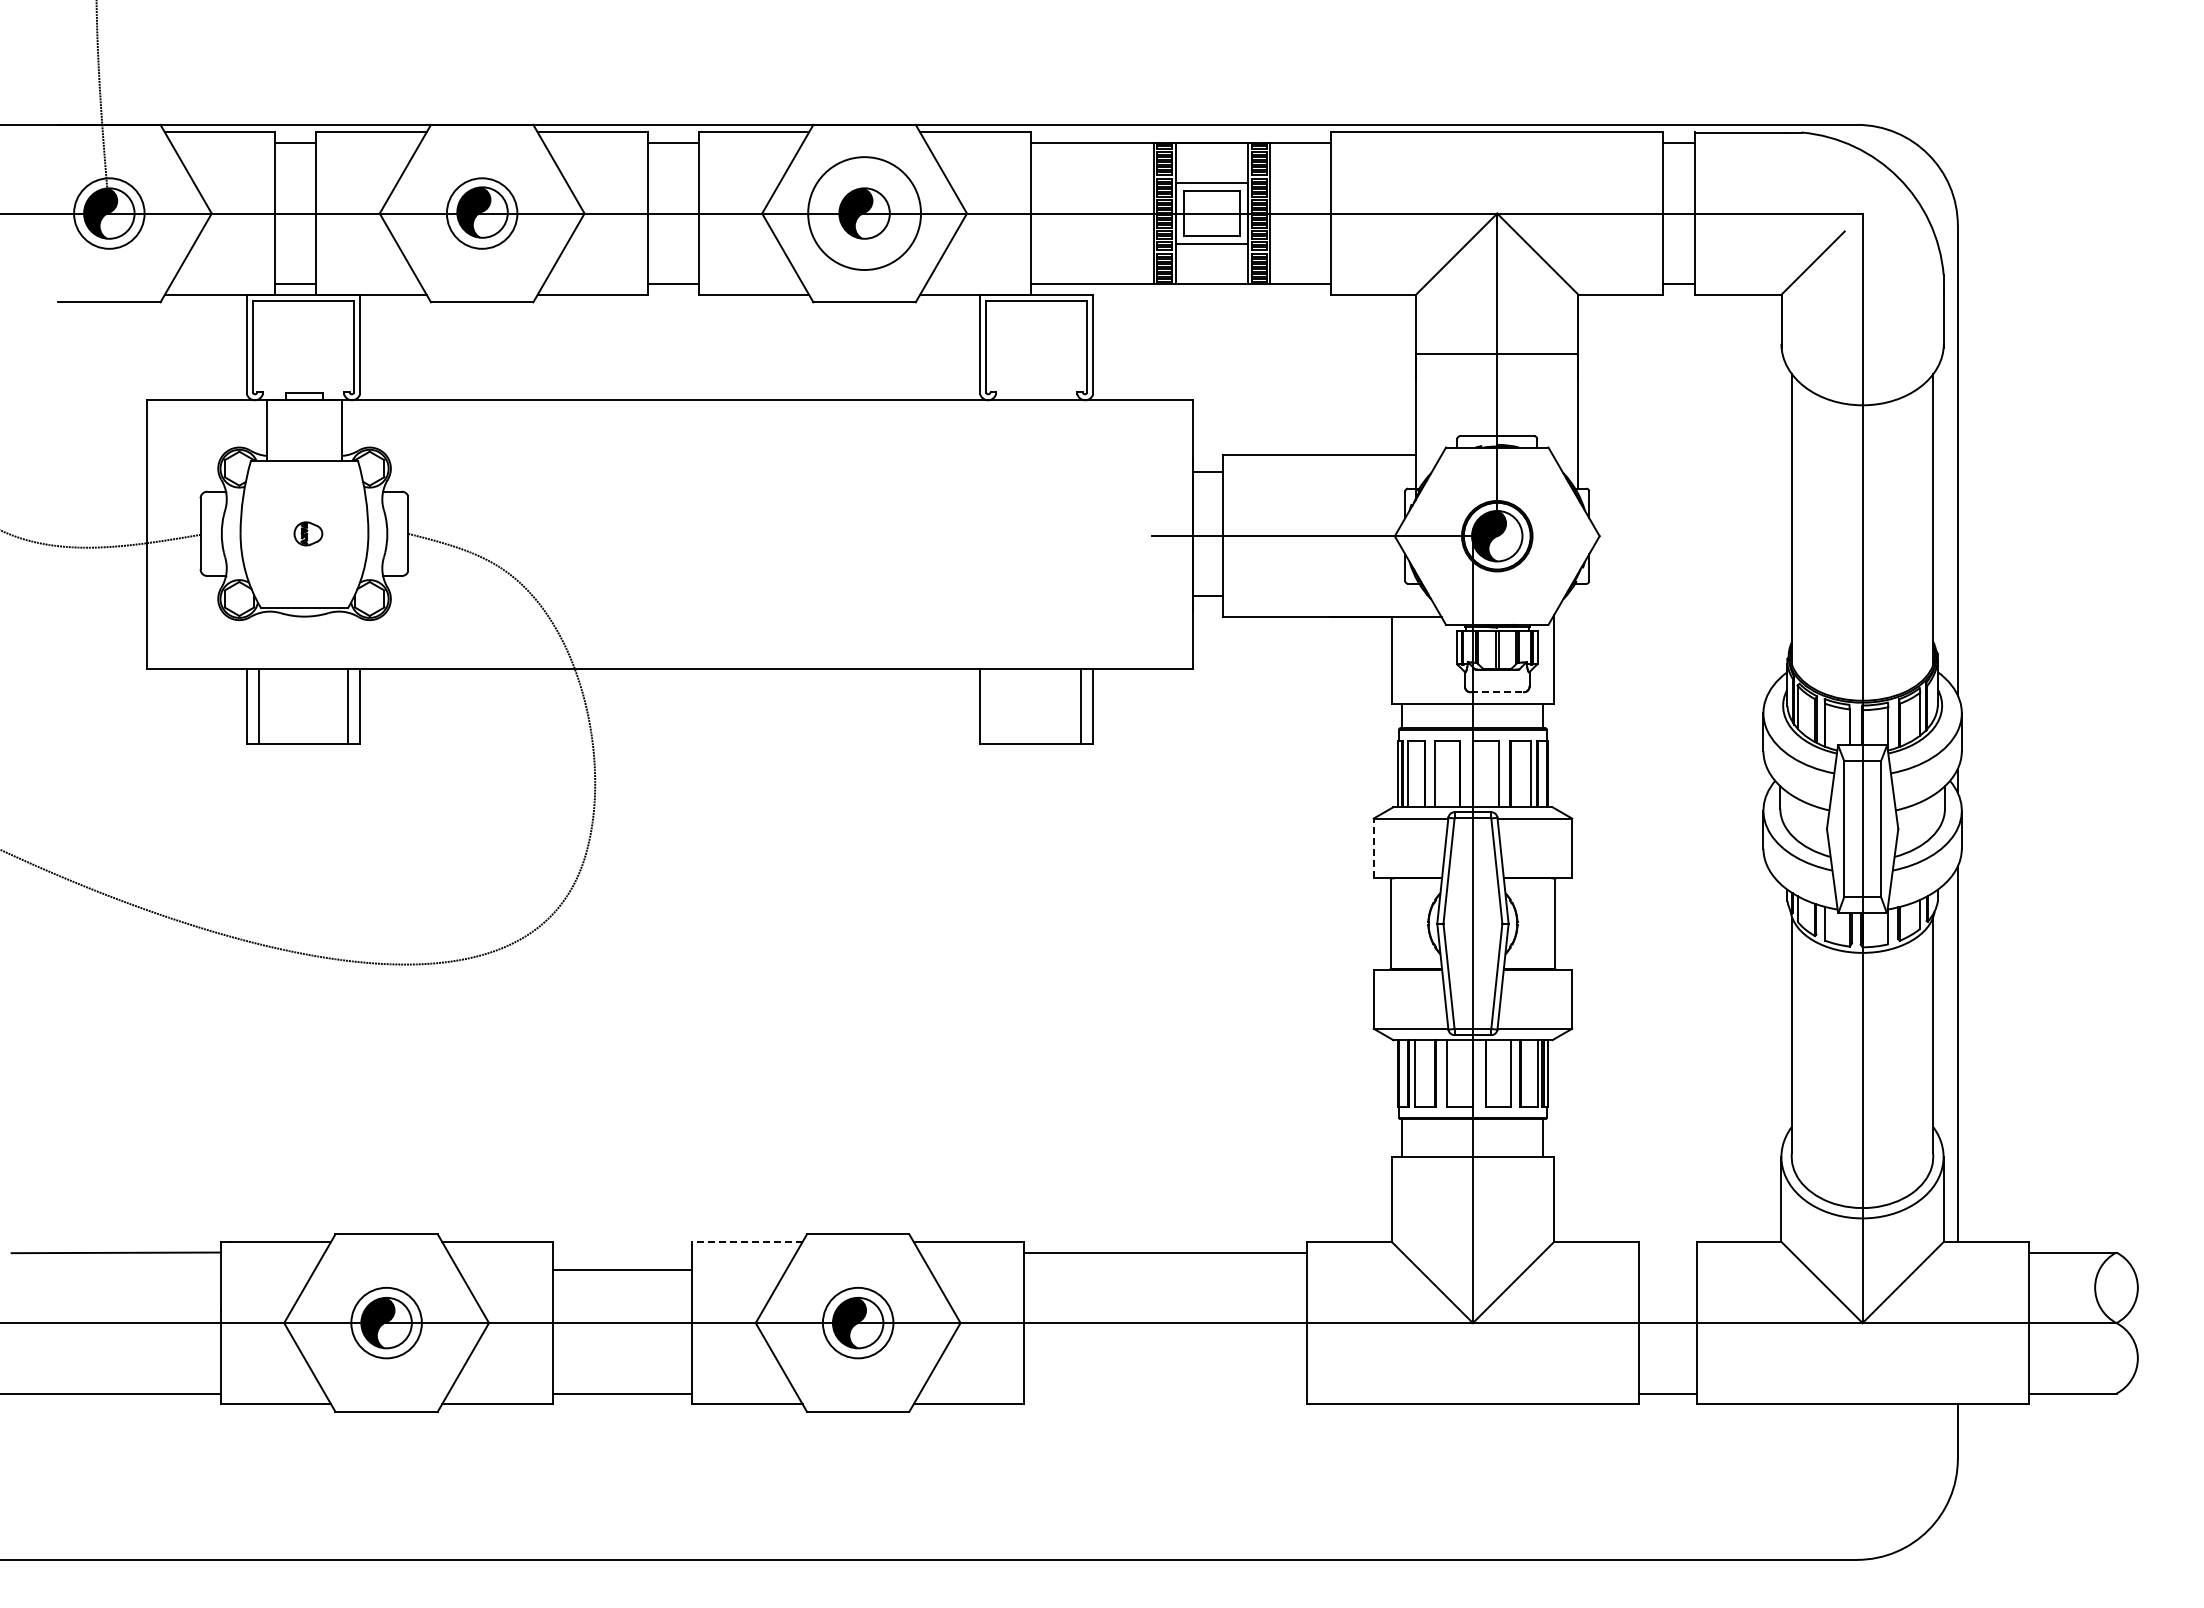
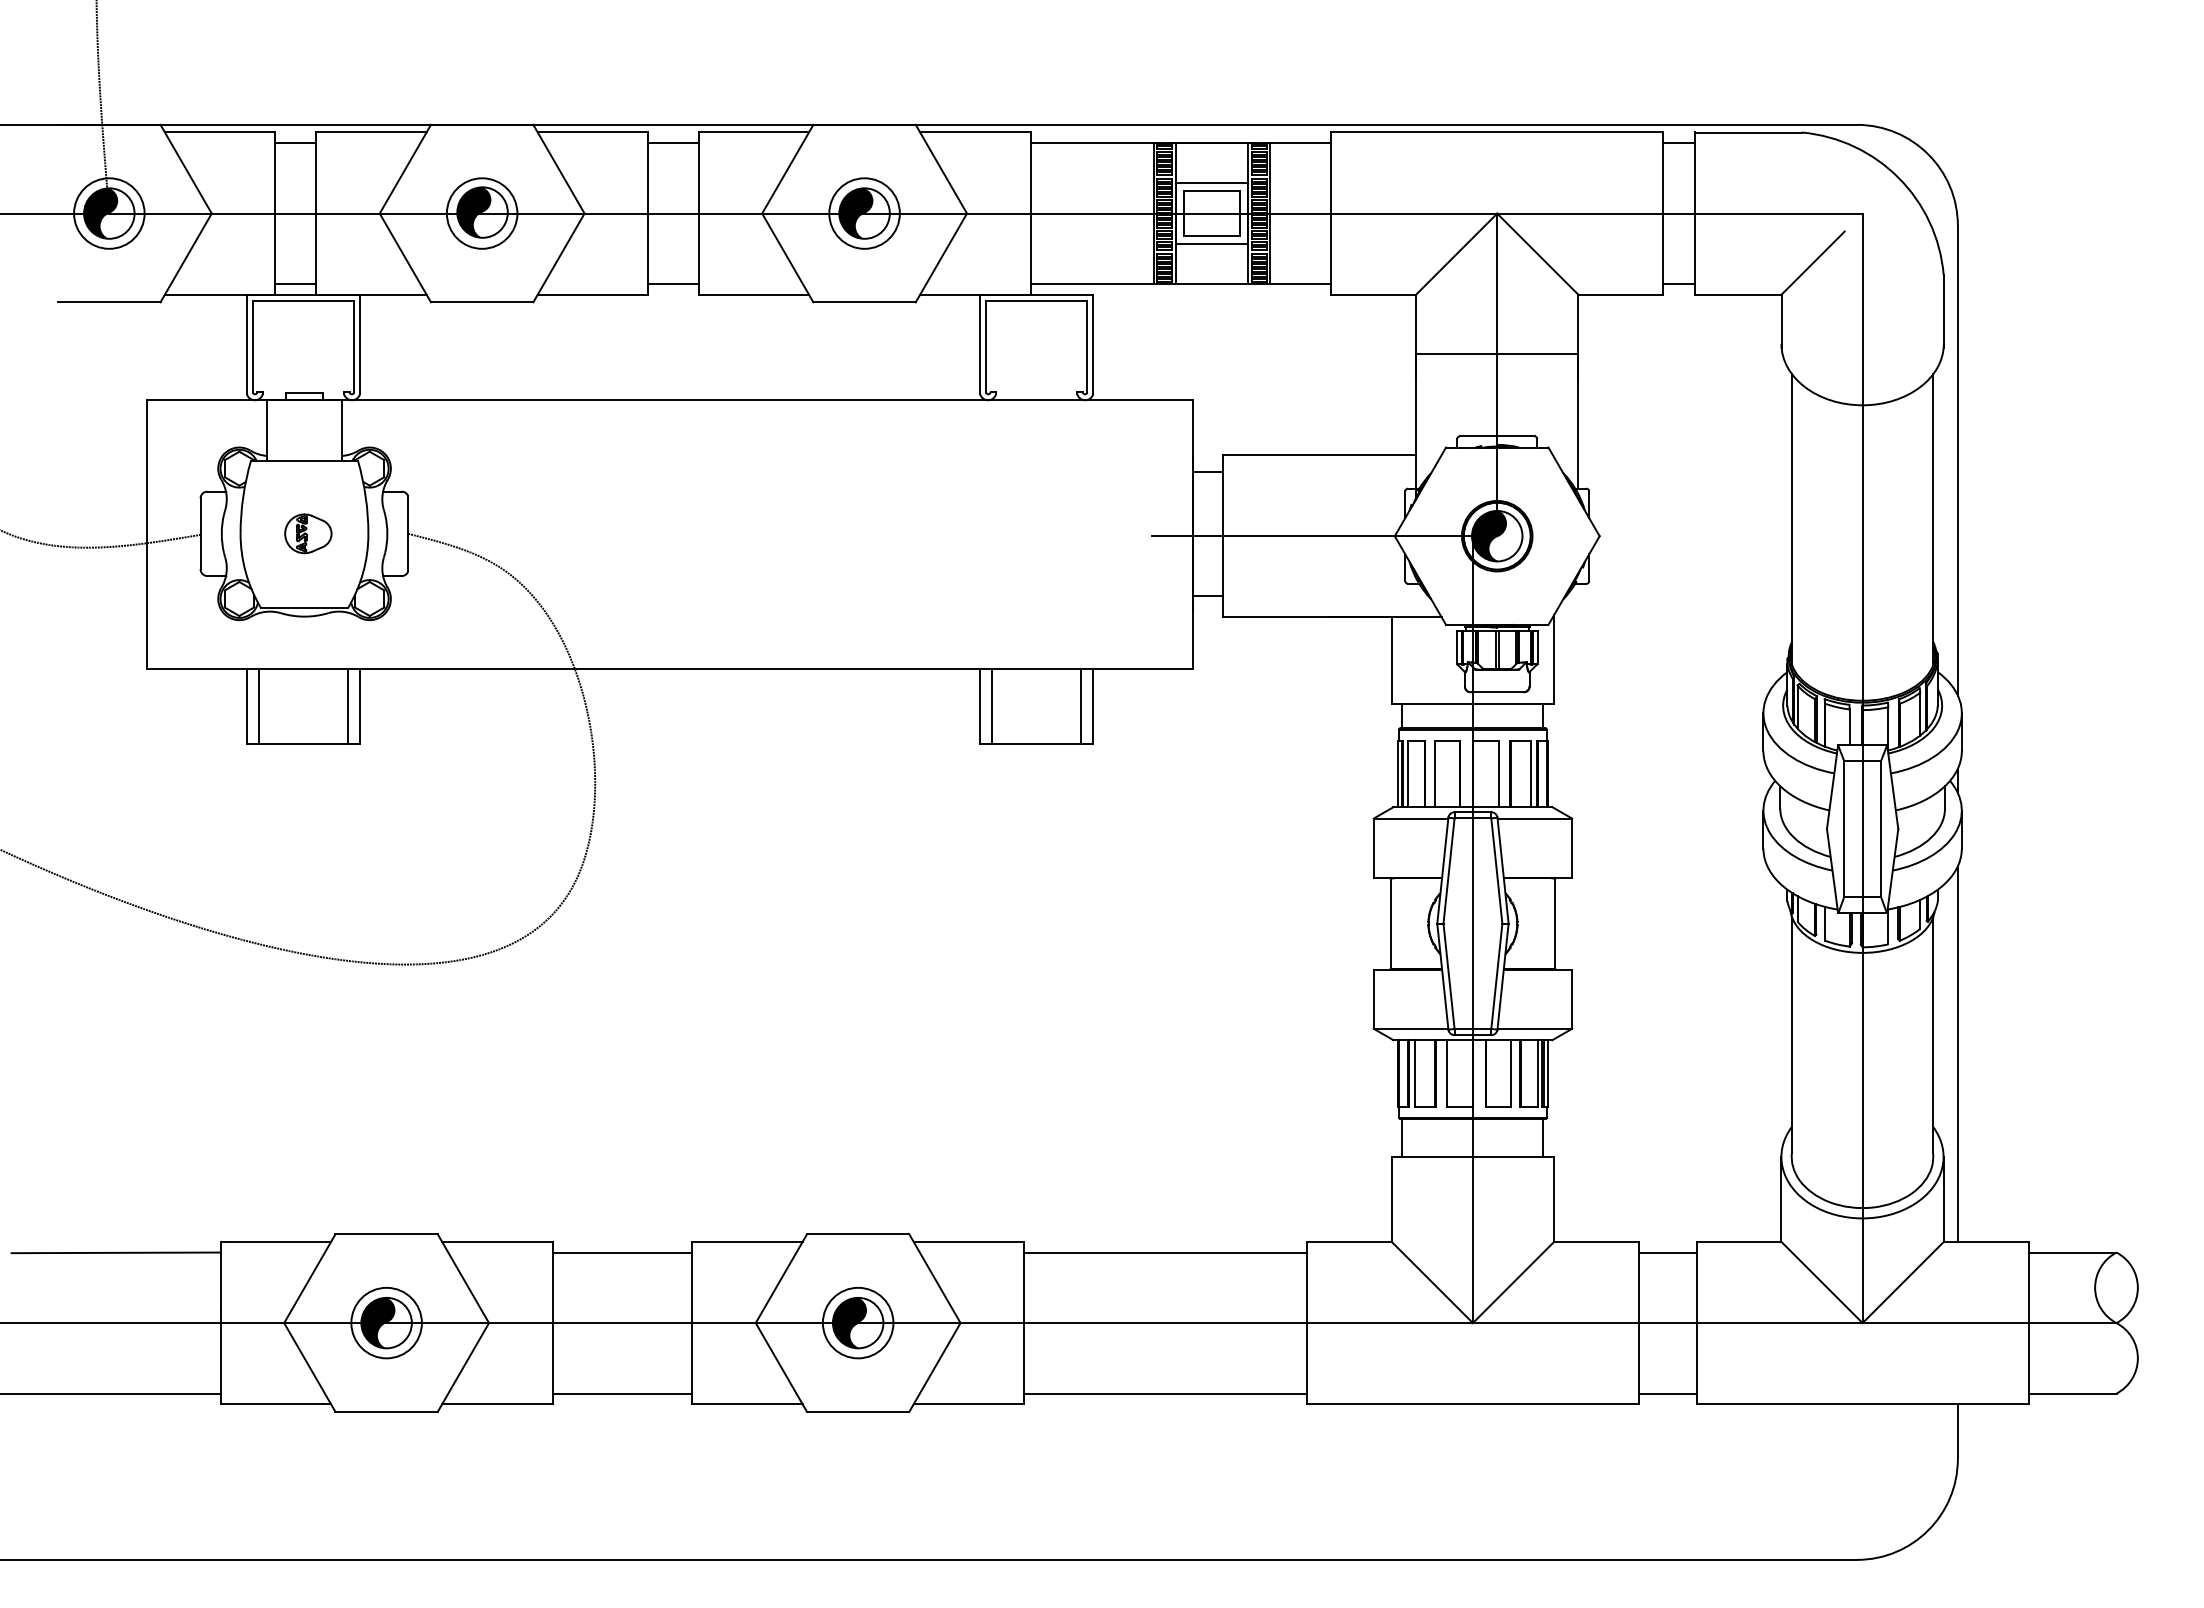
circle diameter: 113 px -> 71 px (864, 213)
part size: 31x26 px -> 49x42 px (308, 533)
line: dashed -> solid (1497, 692)
line: none -> present (992, 706)
line: dashed -> solid (1373, 847)
line: dashed -> solid (746, 1241)
line: none -> present (1667, 1252)
line position: (622, 1269) -> (622, 1252) (622, 1252)
line: none -> present (1165, 1393)
